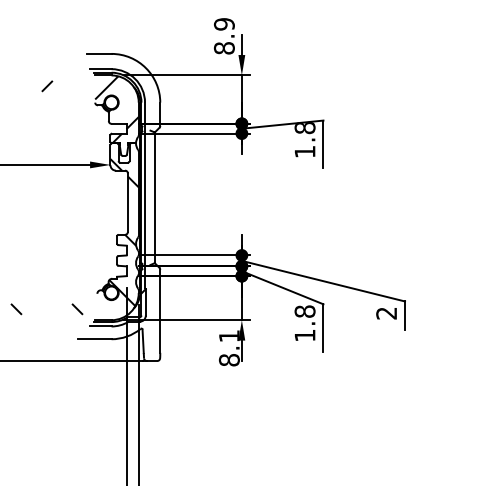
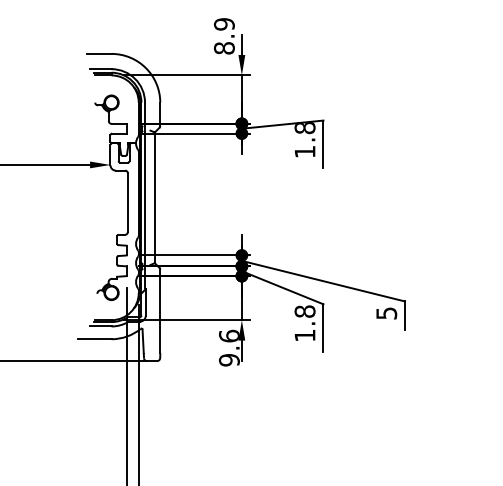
hatch: present -> none (89, 109)
hatch: present -> none (74, 236)
text: 2 -> 5 (386, 313)
text: 8.1 -> 9.6 (228, 347)
